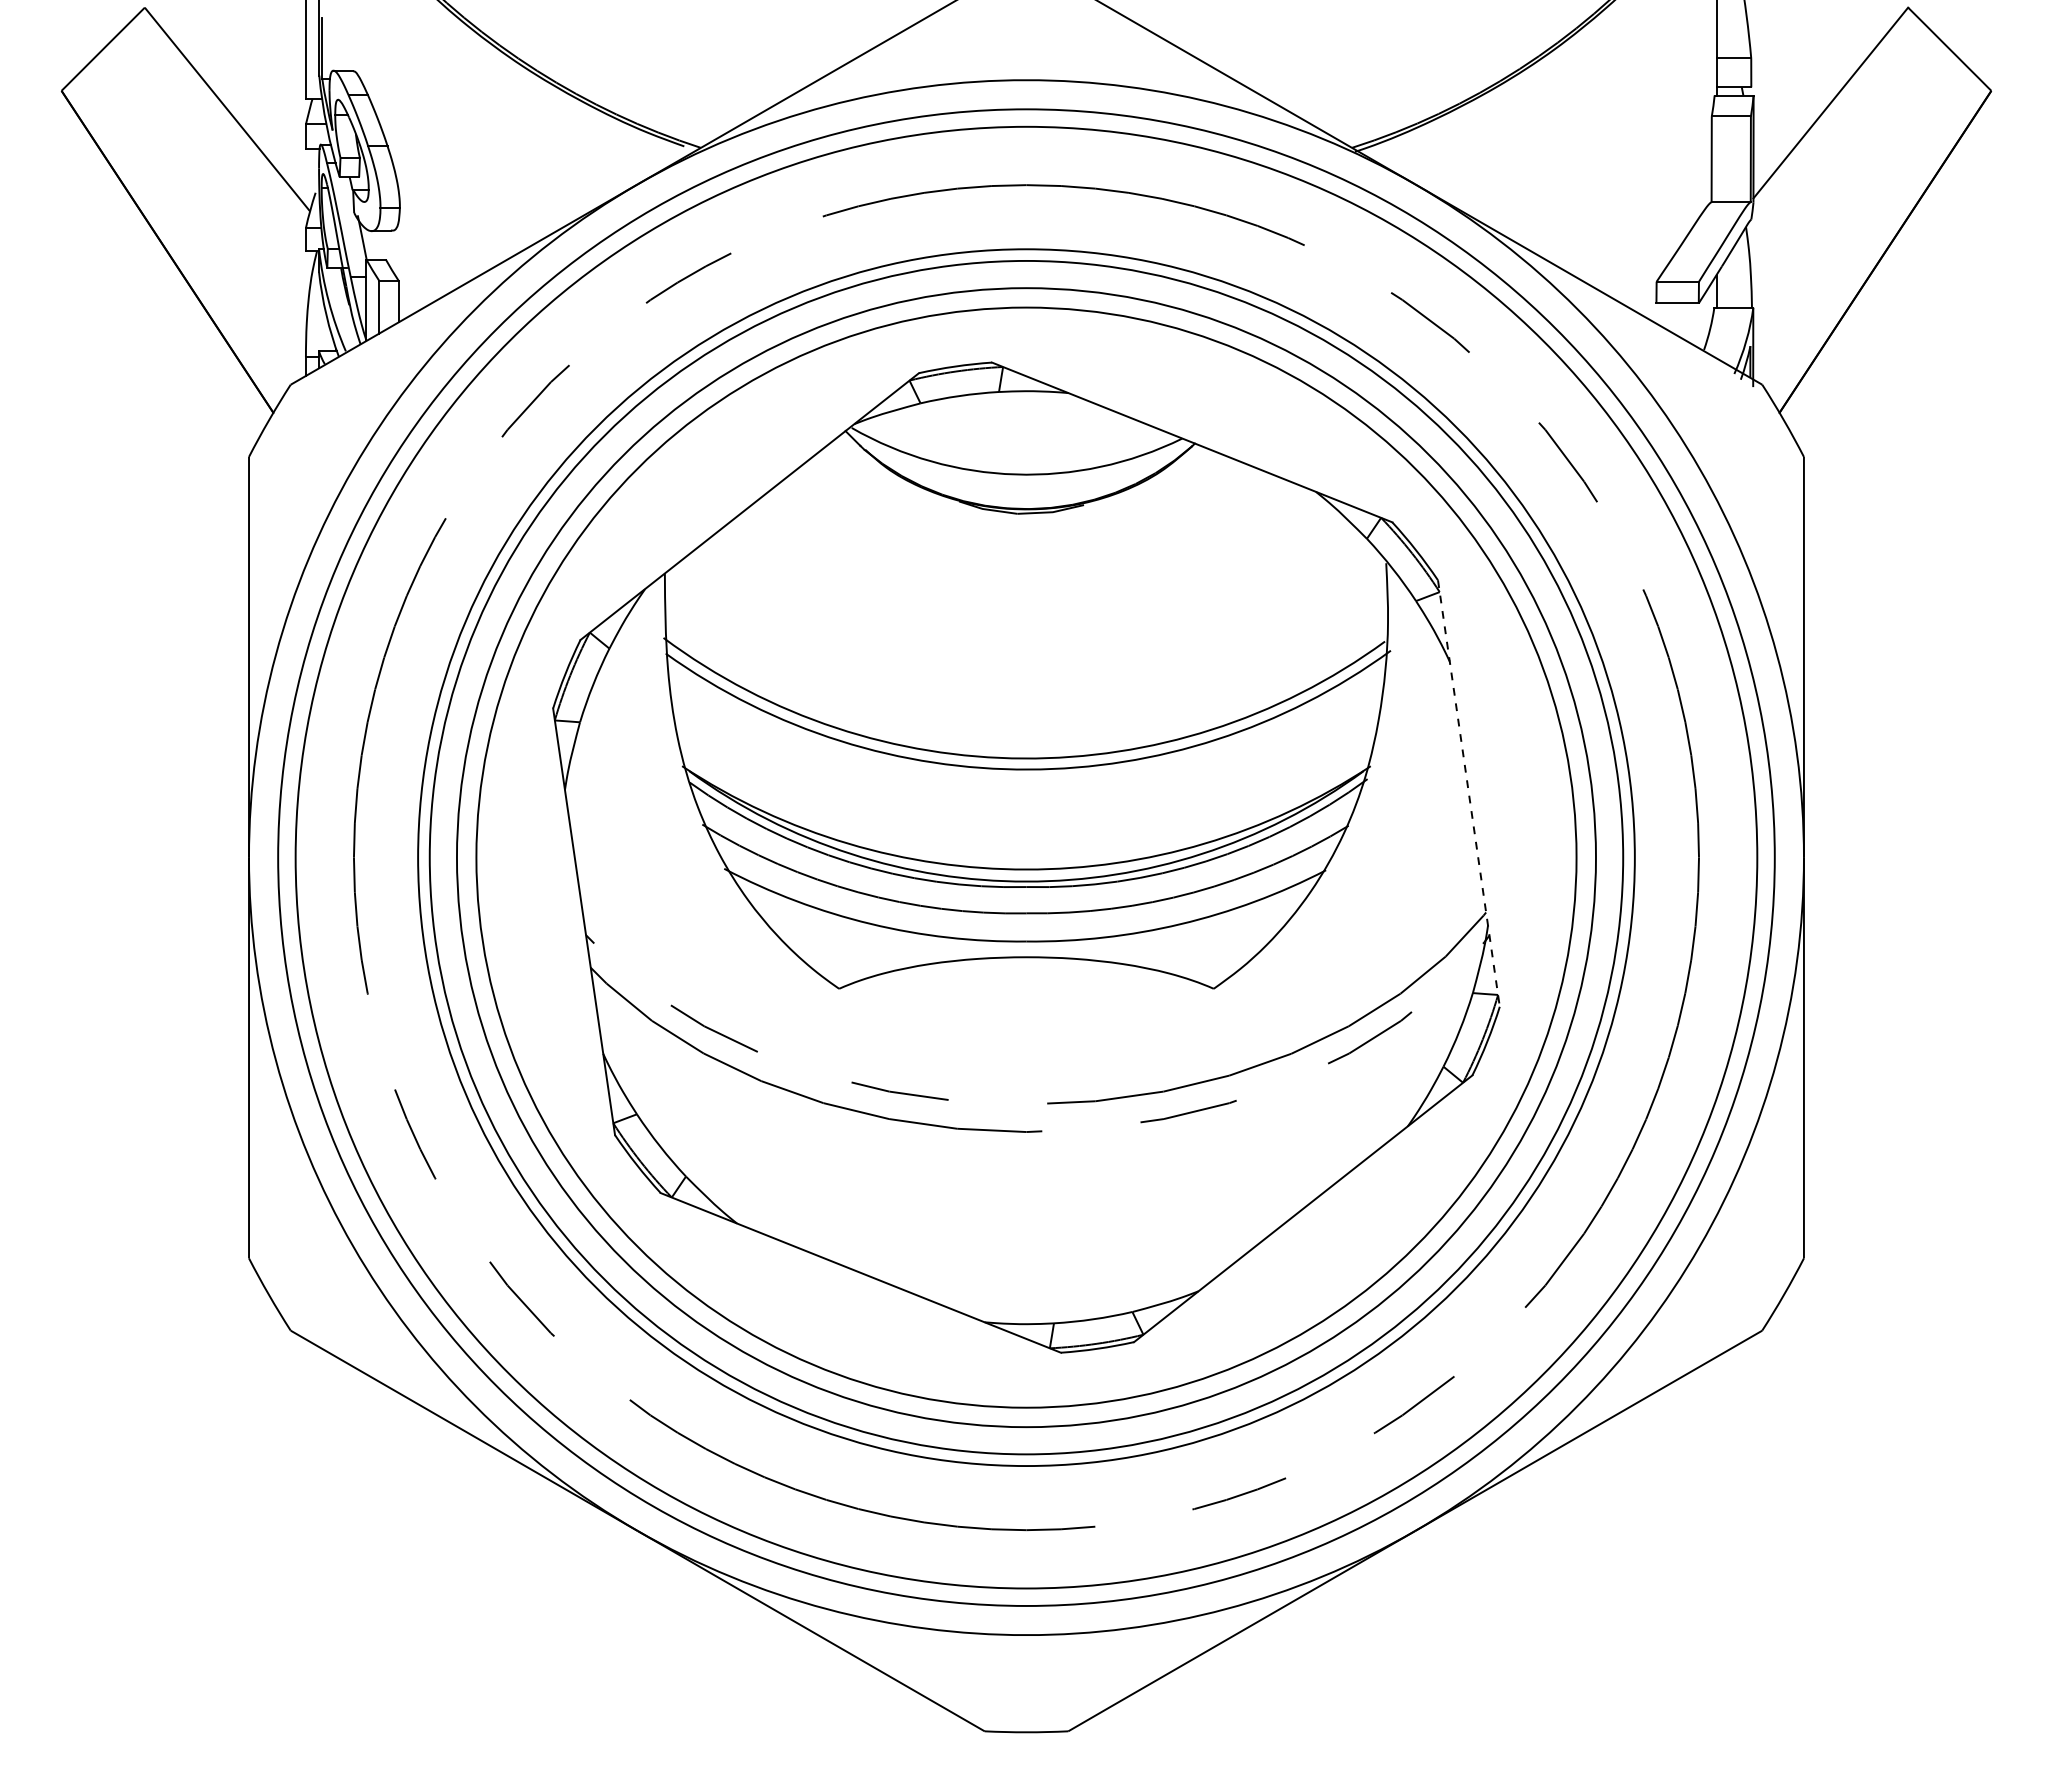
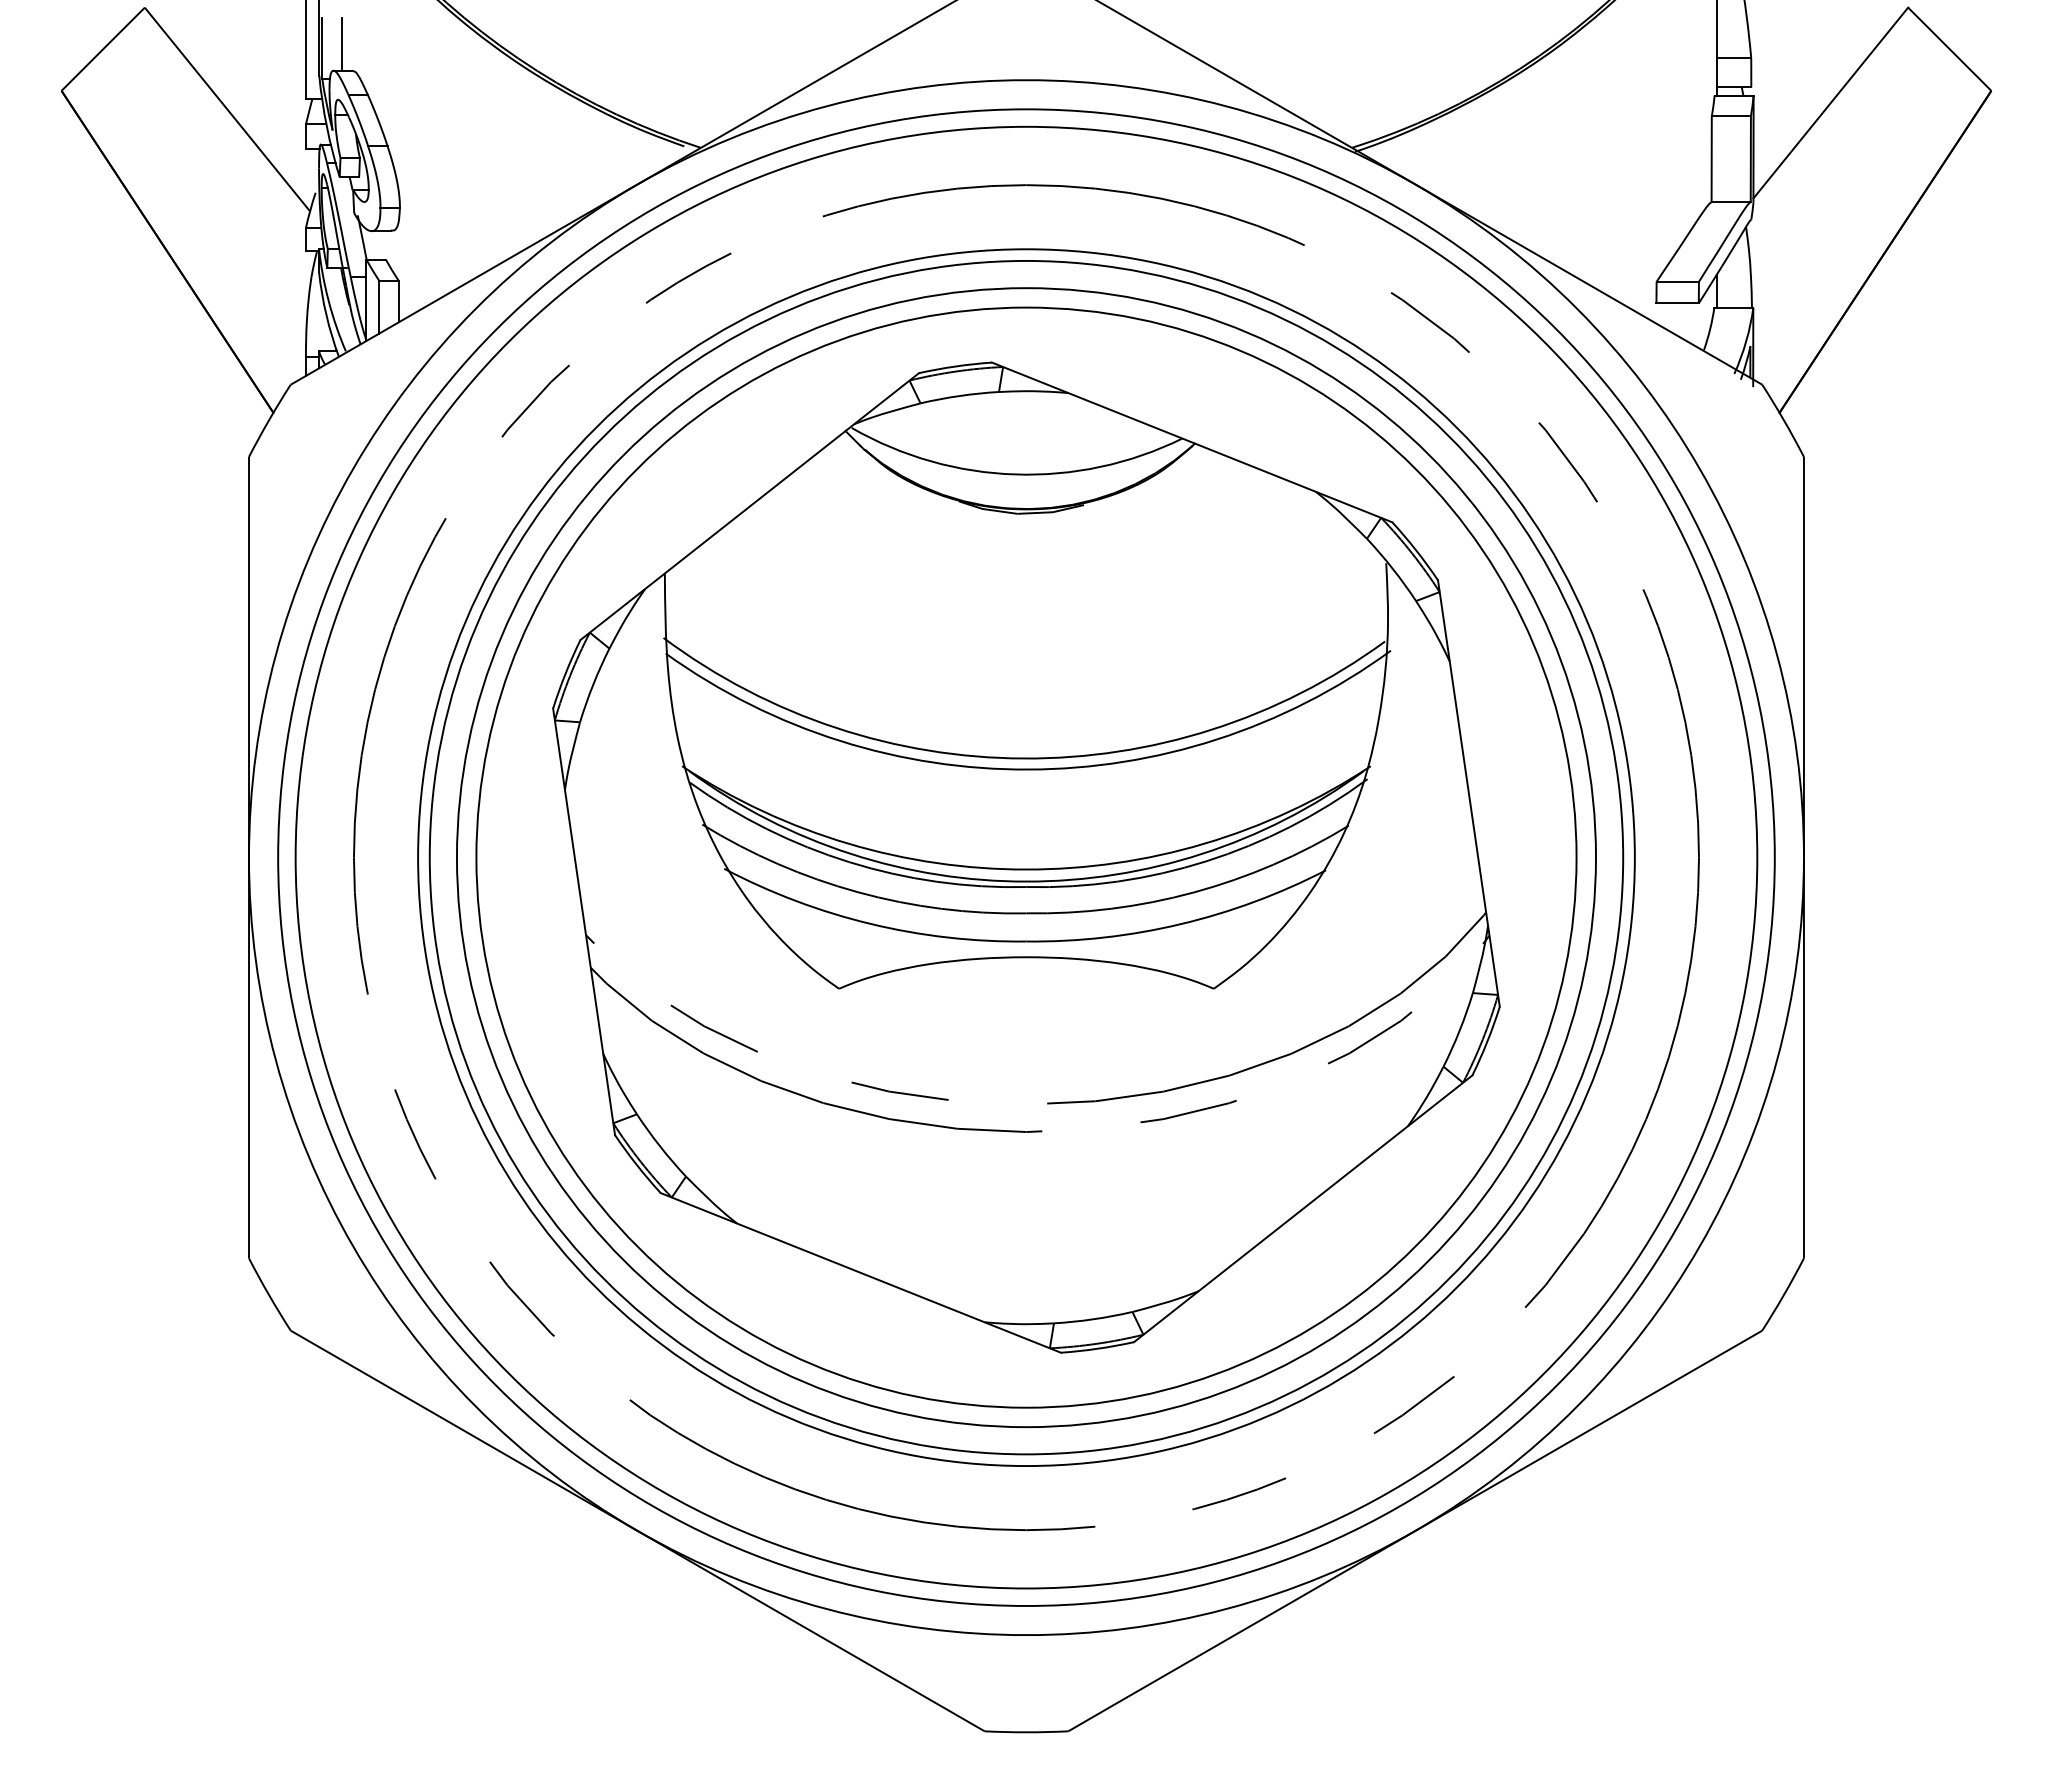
line: none -> present (341, 44)
line: dashed -> solid (1468, 793)
